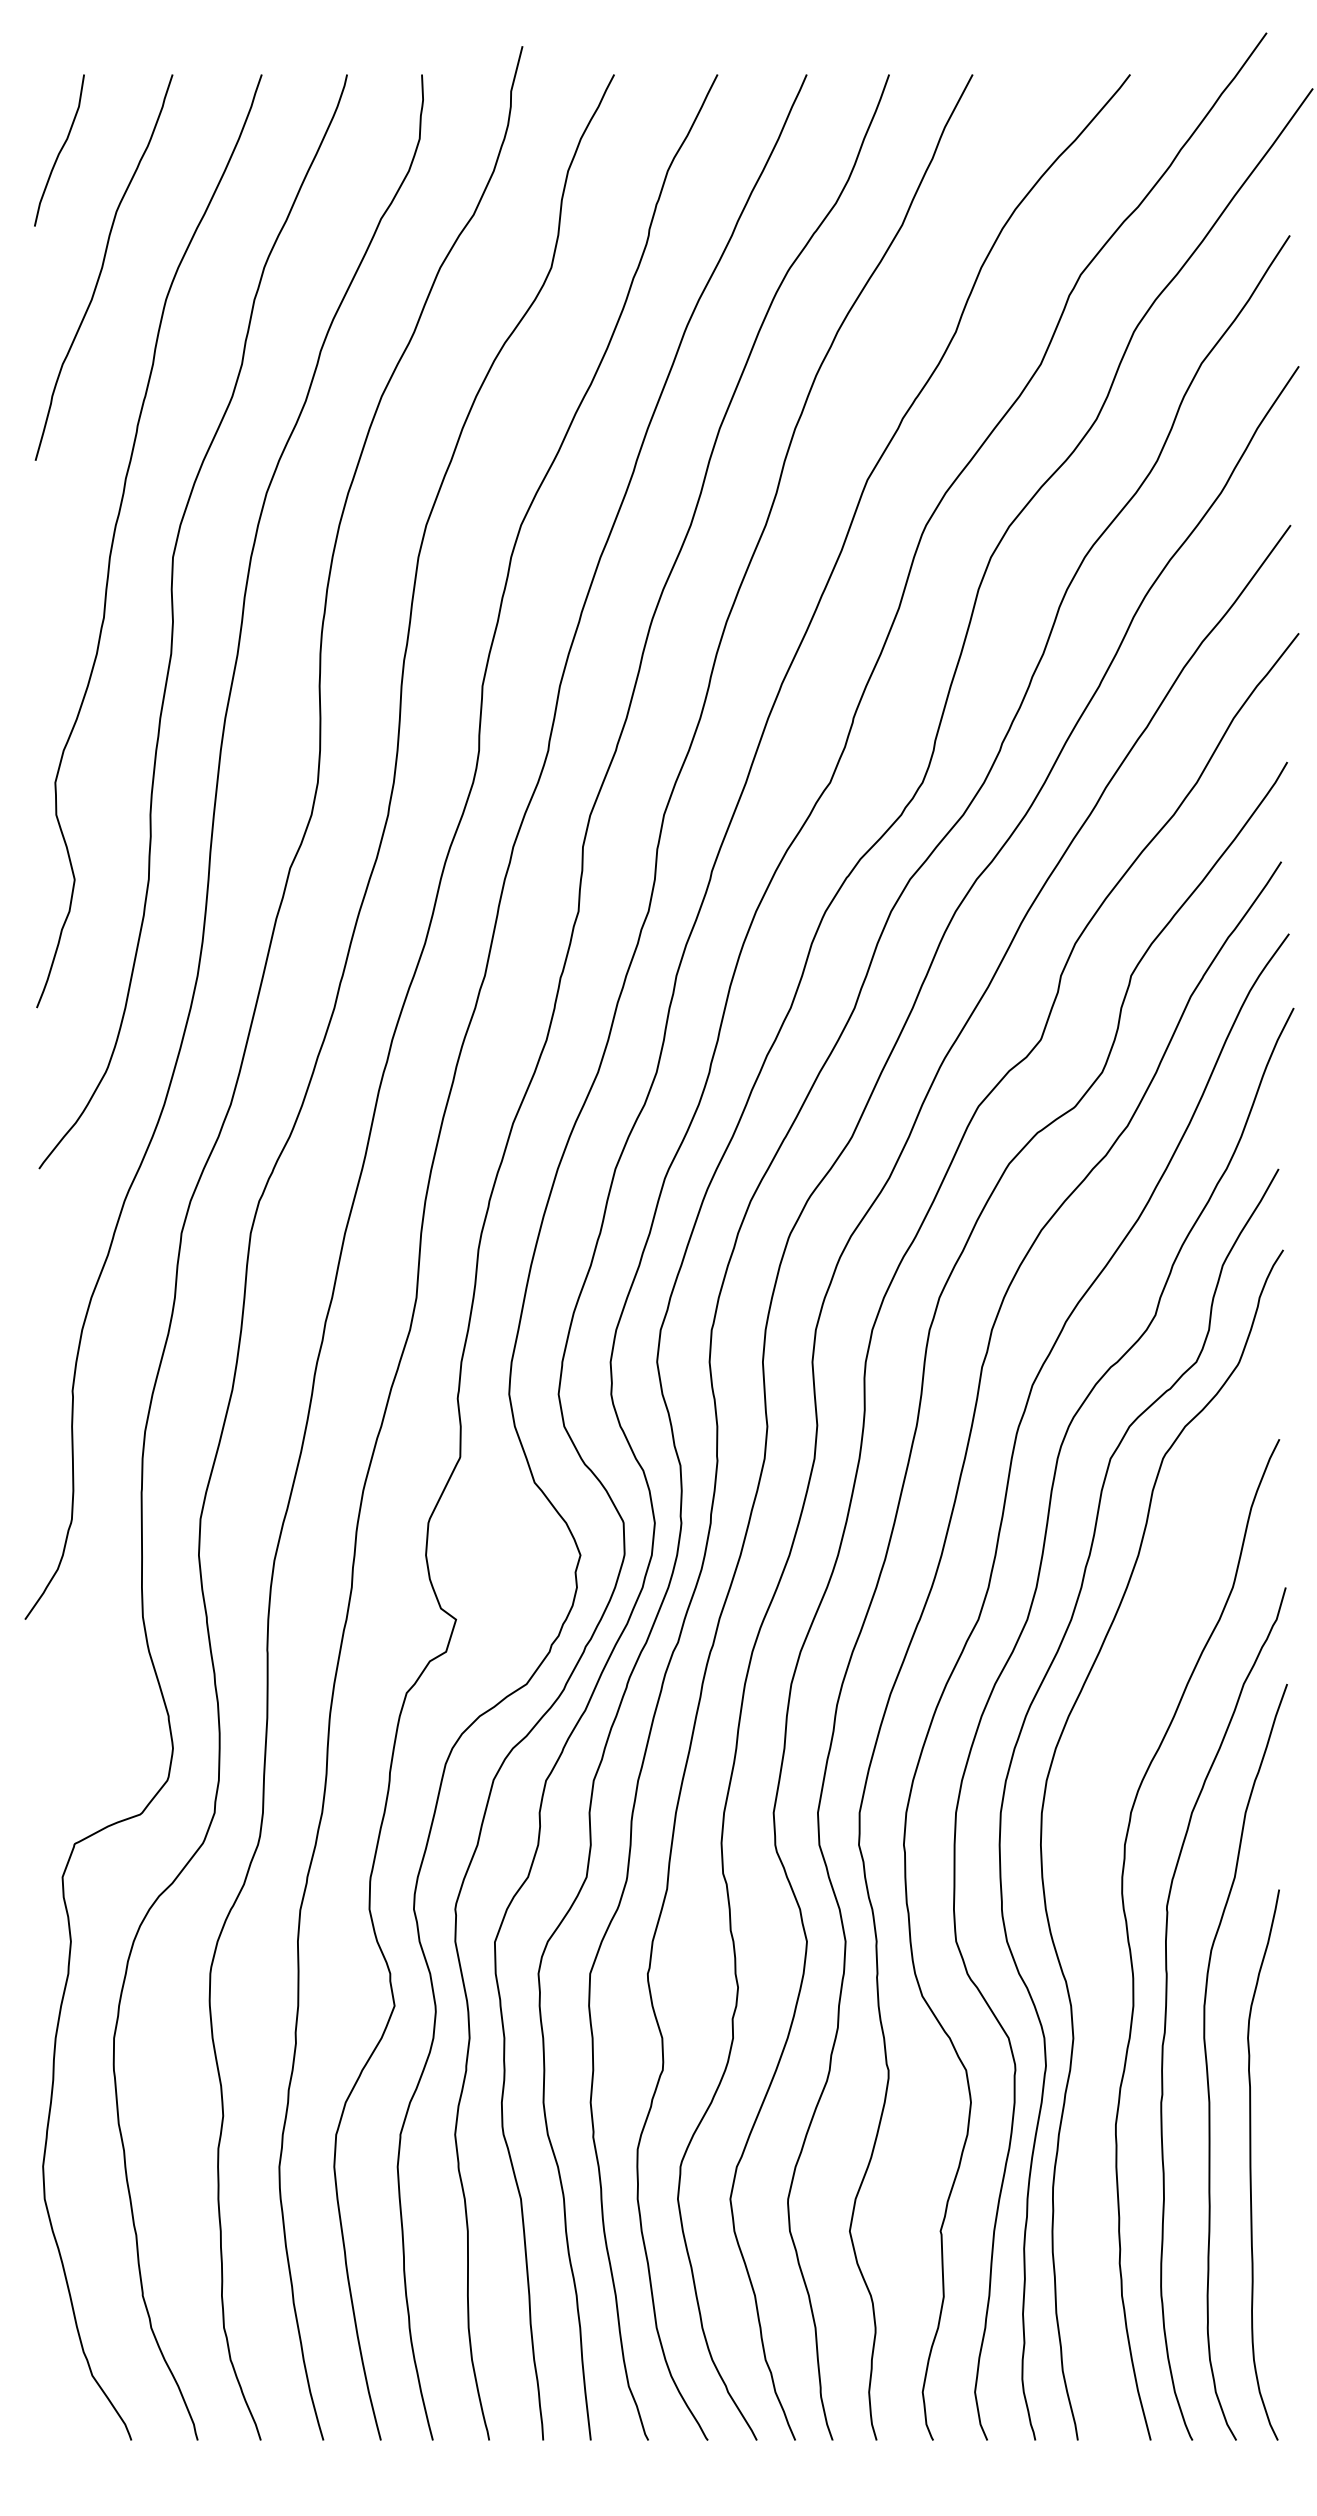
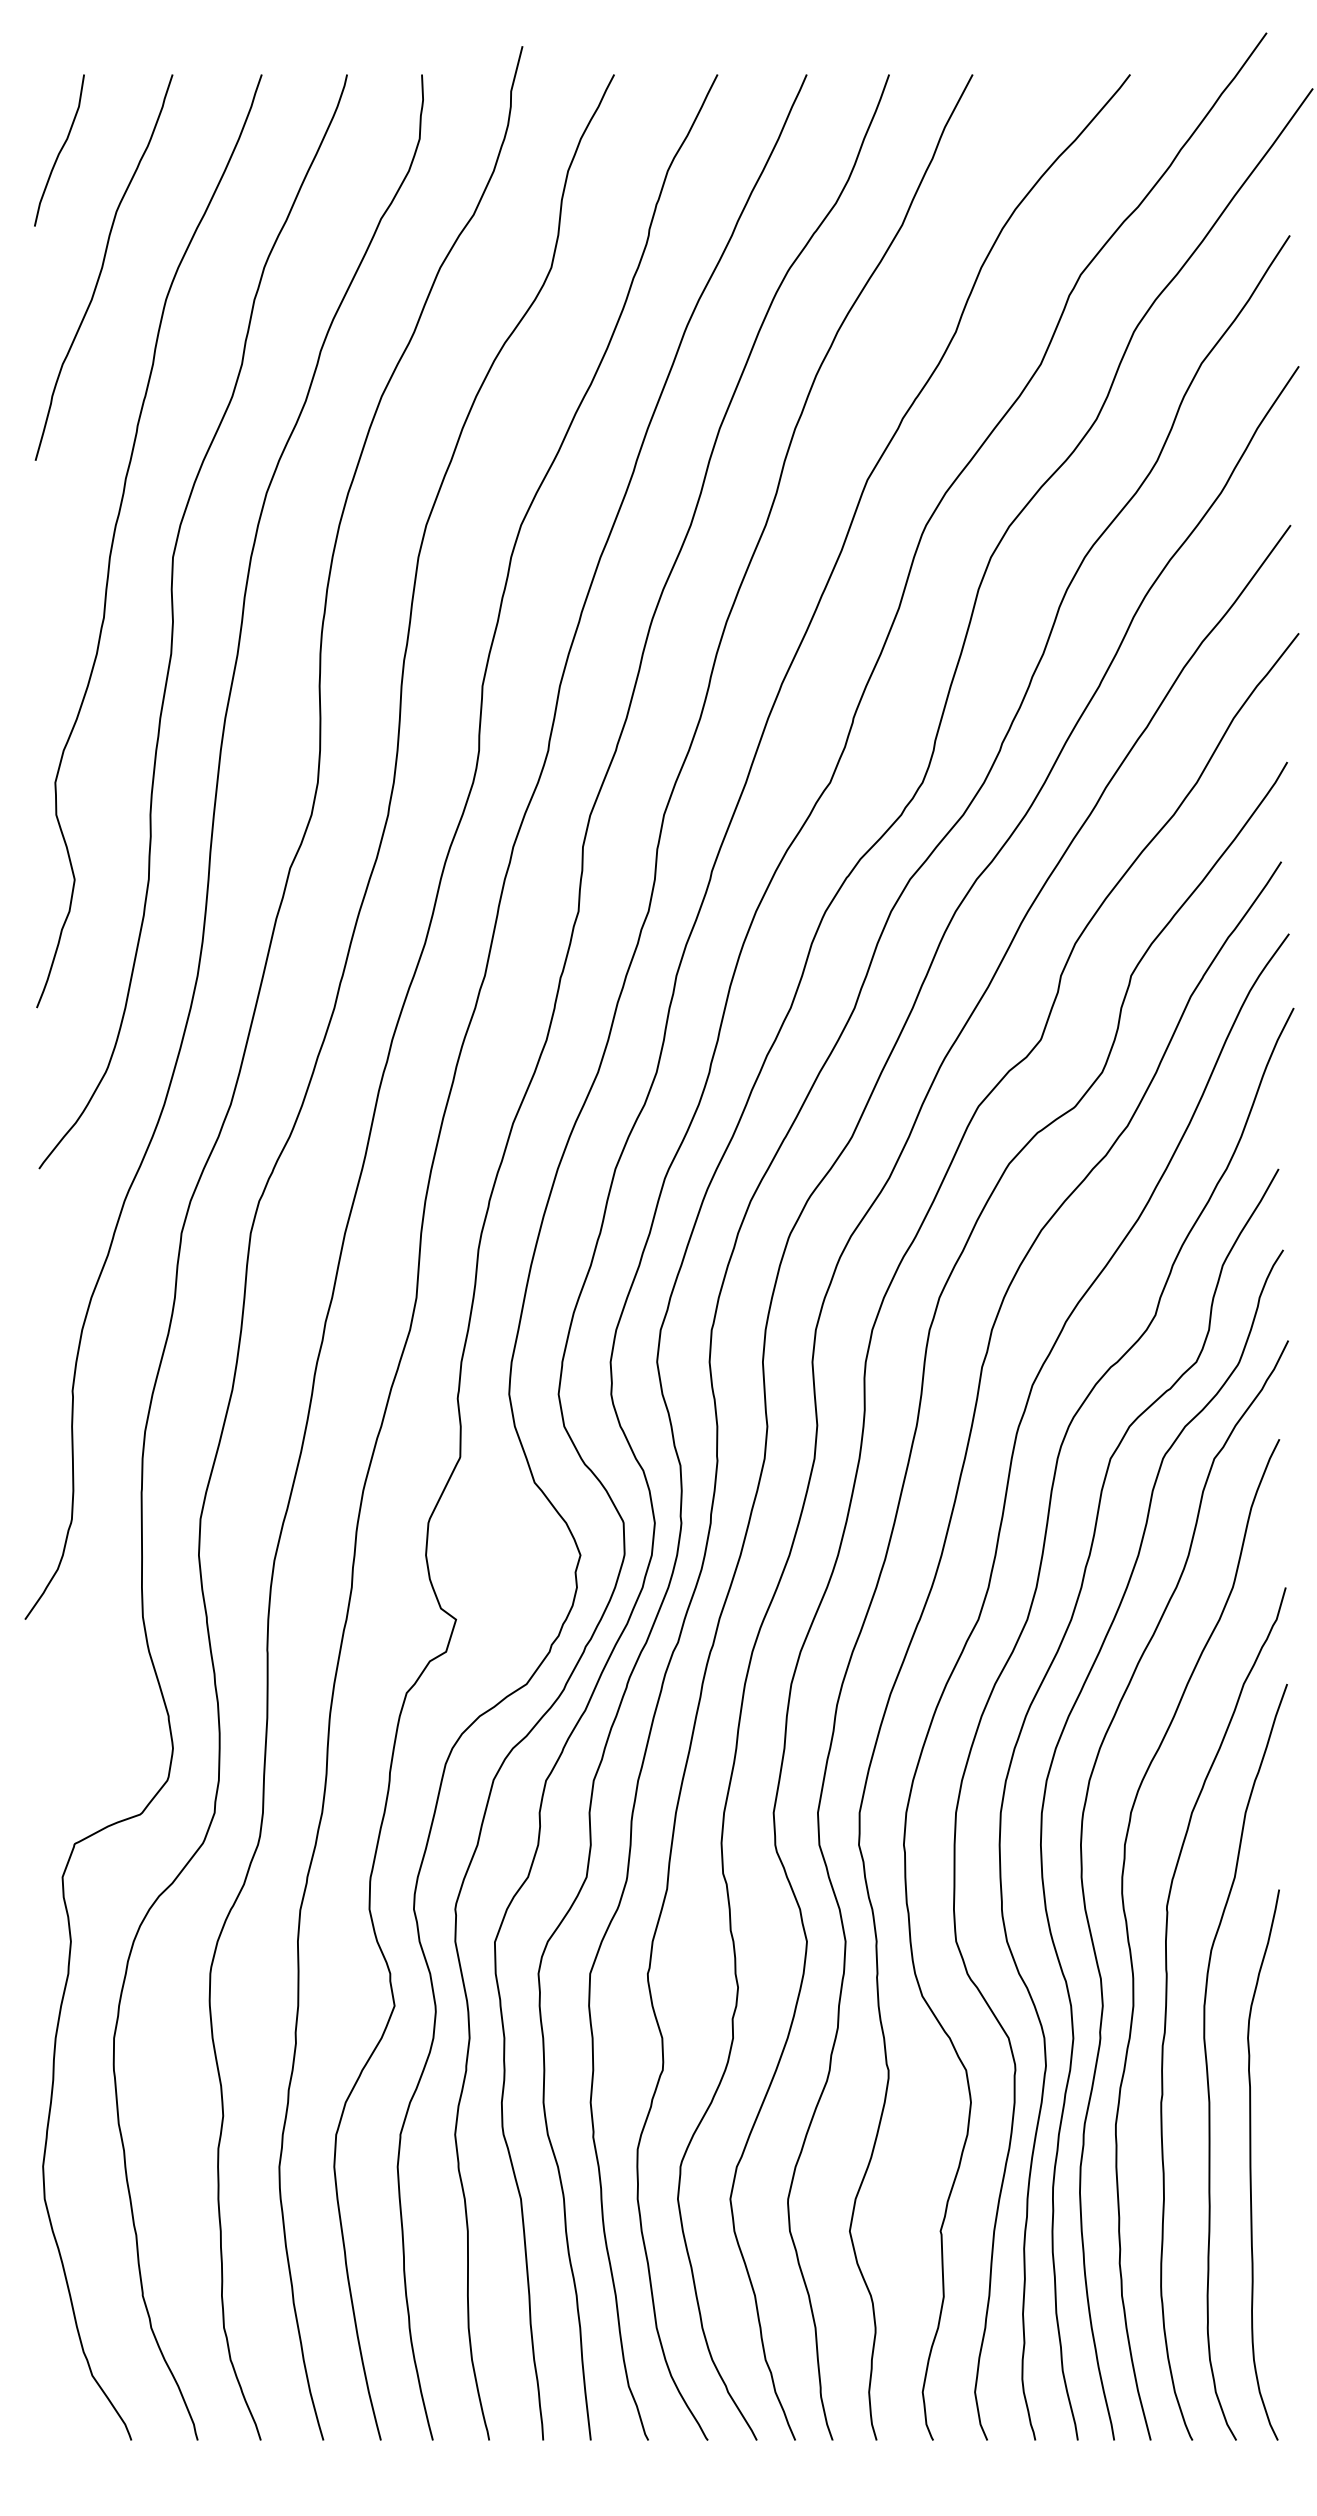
curve: none -> present (1085, 1900)
